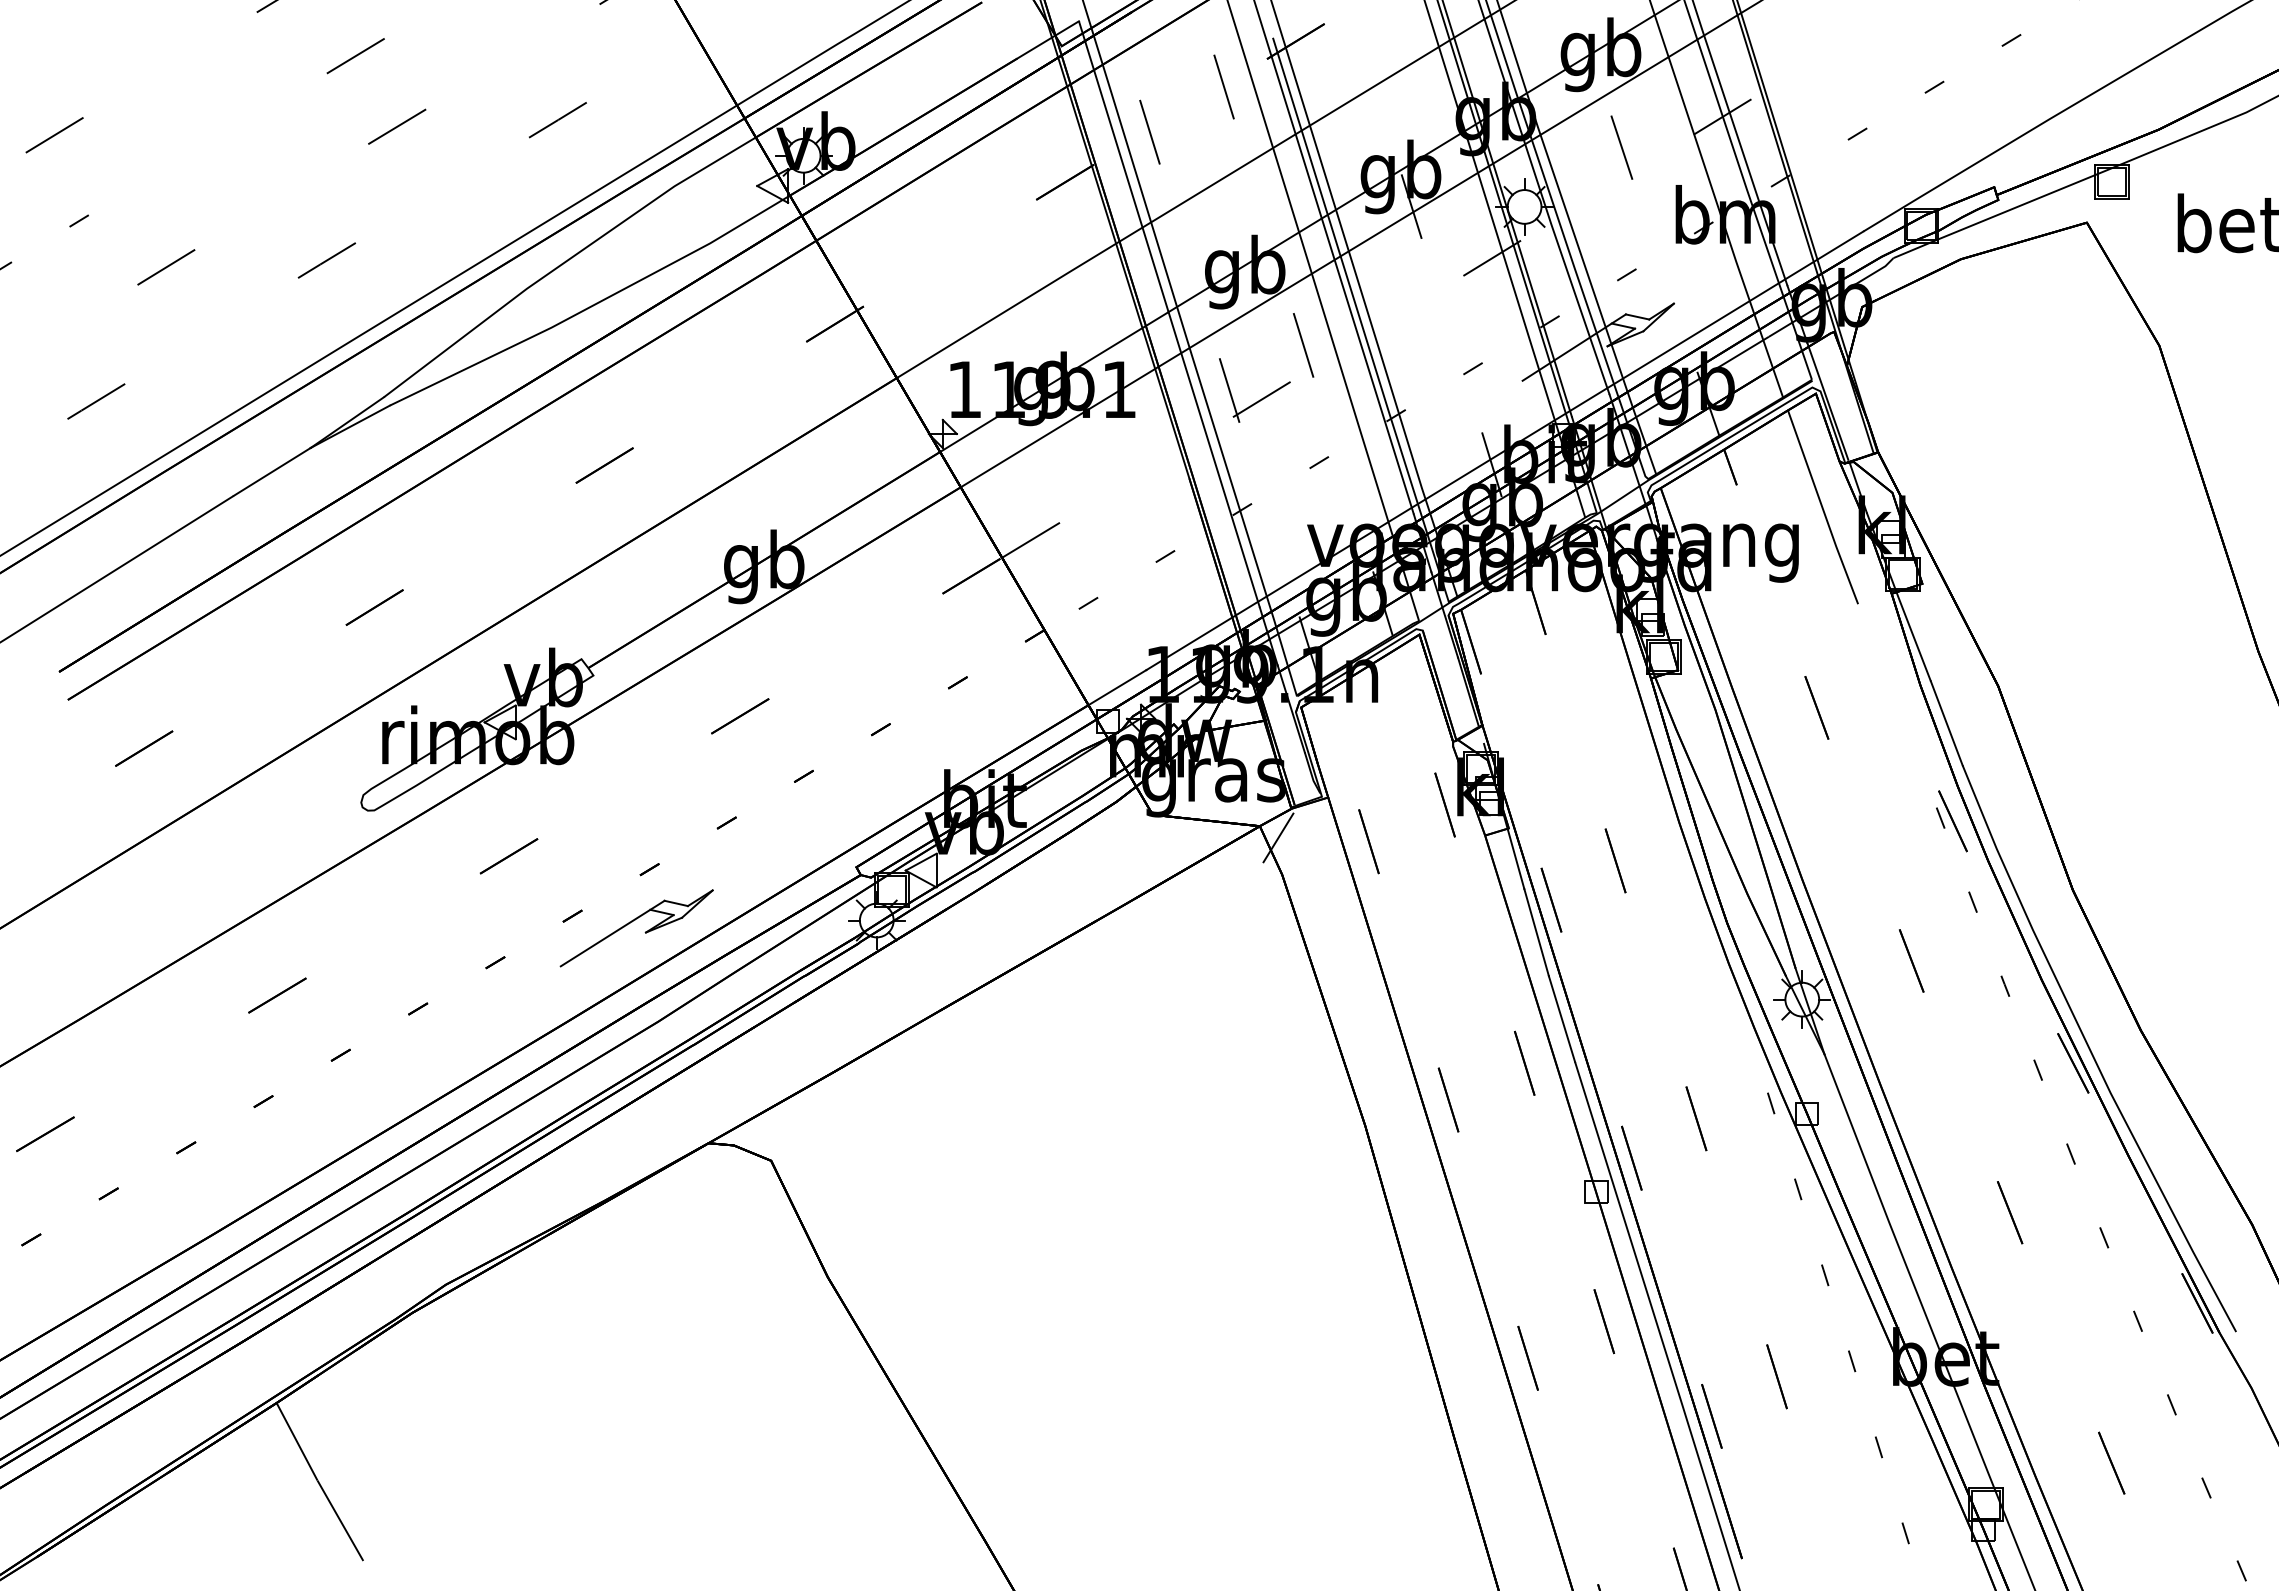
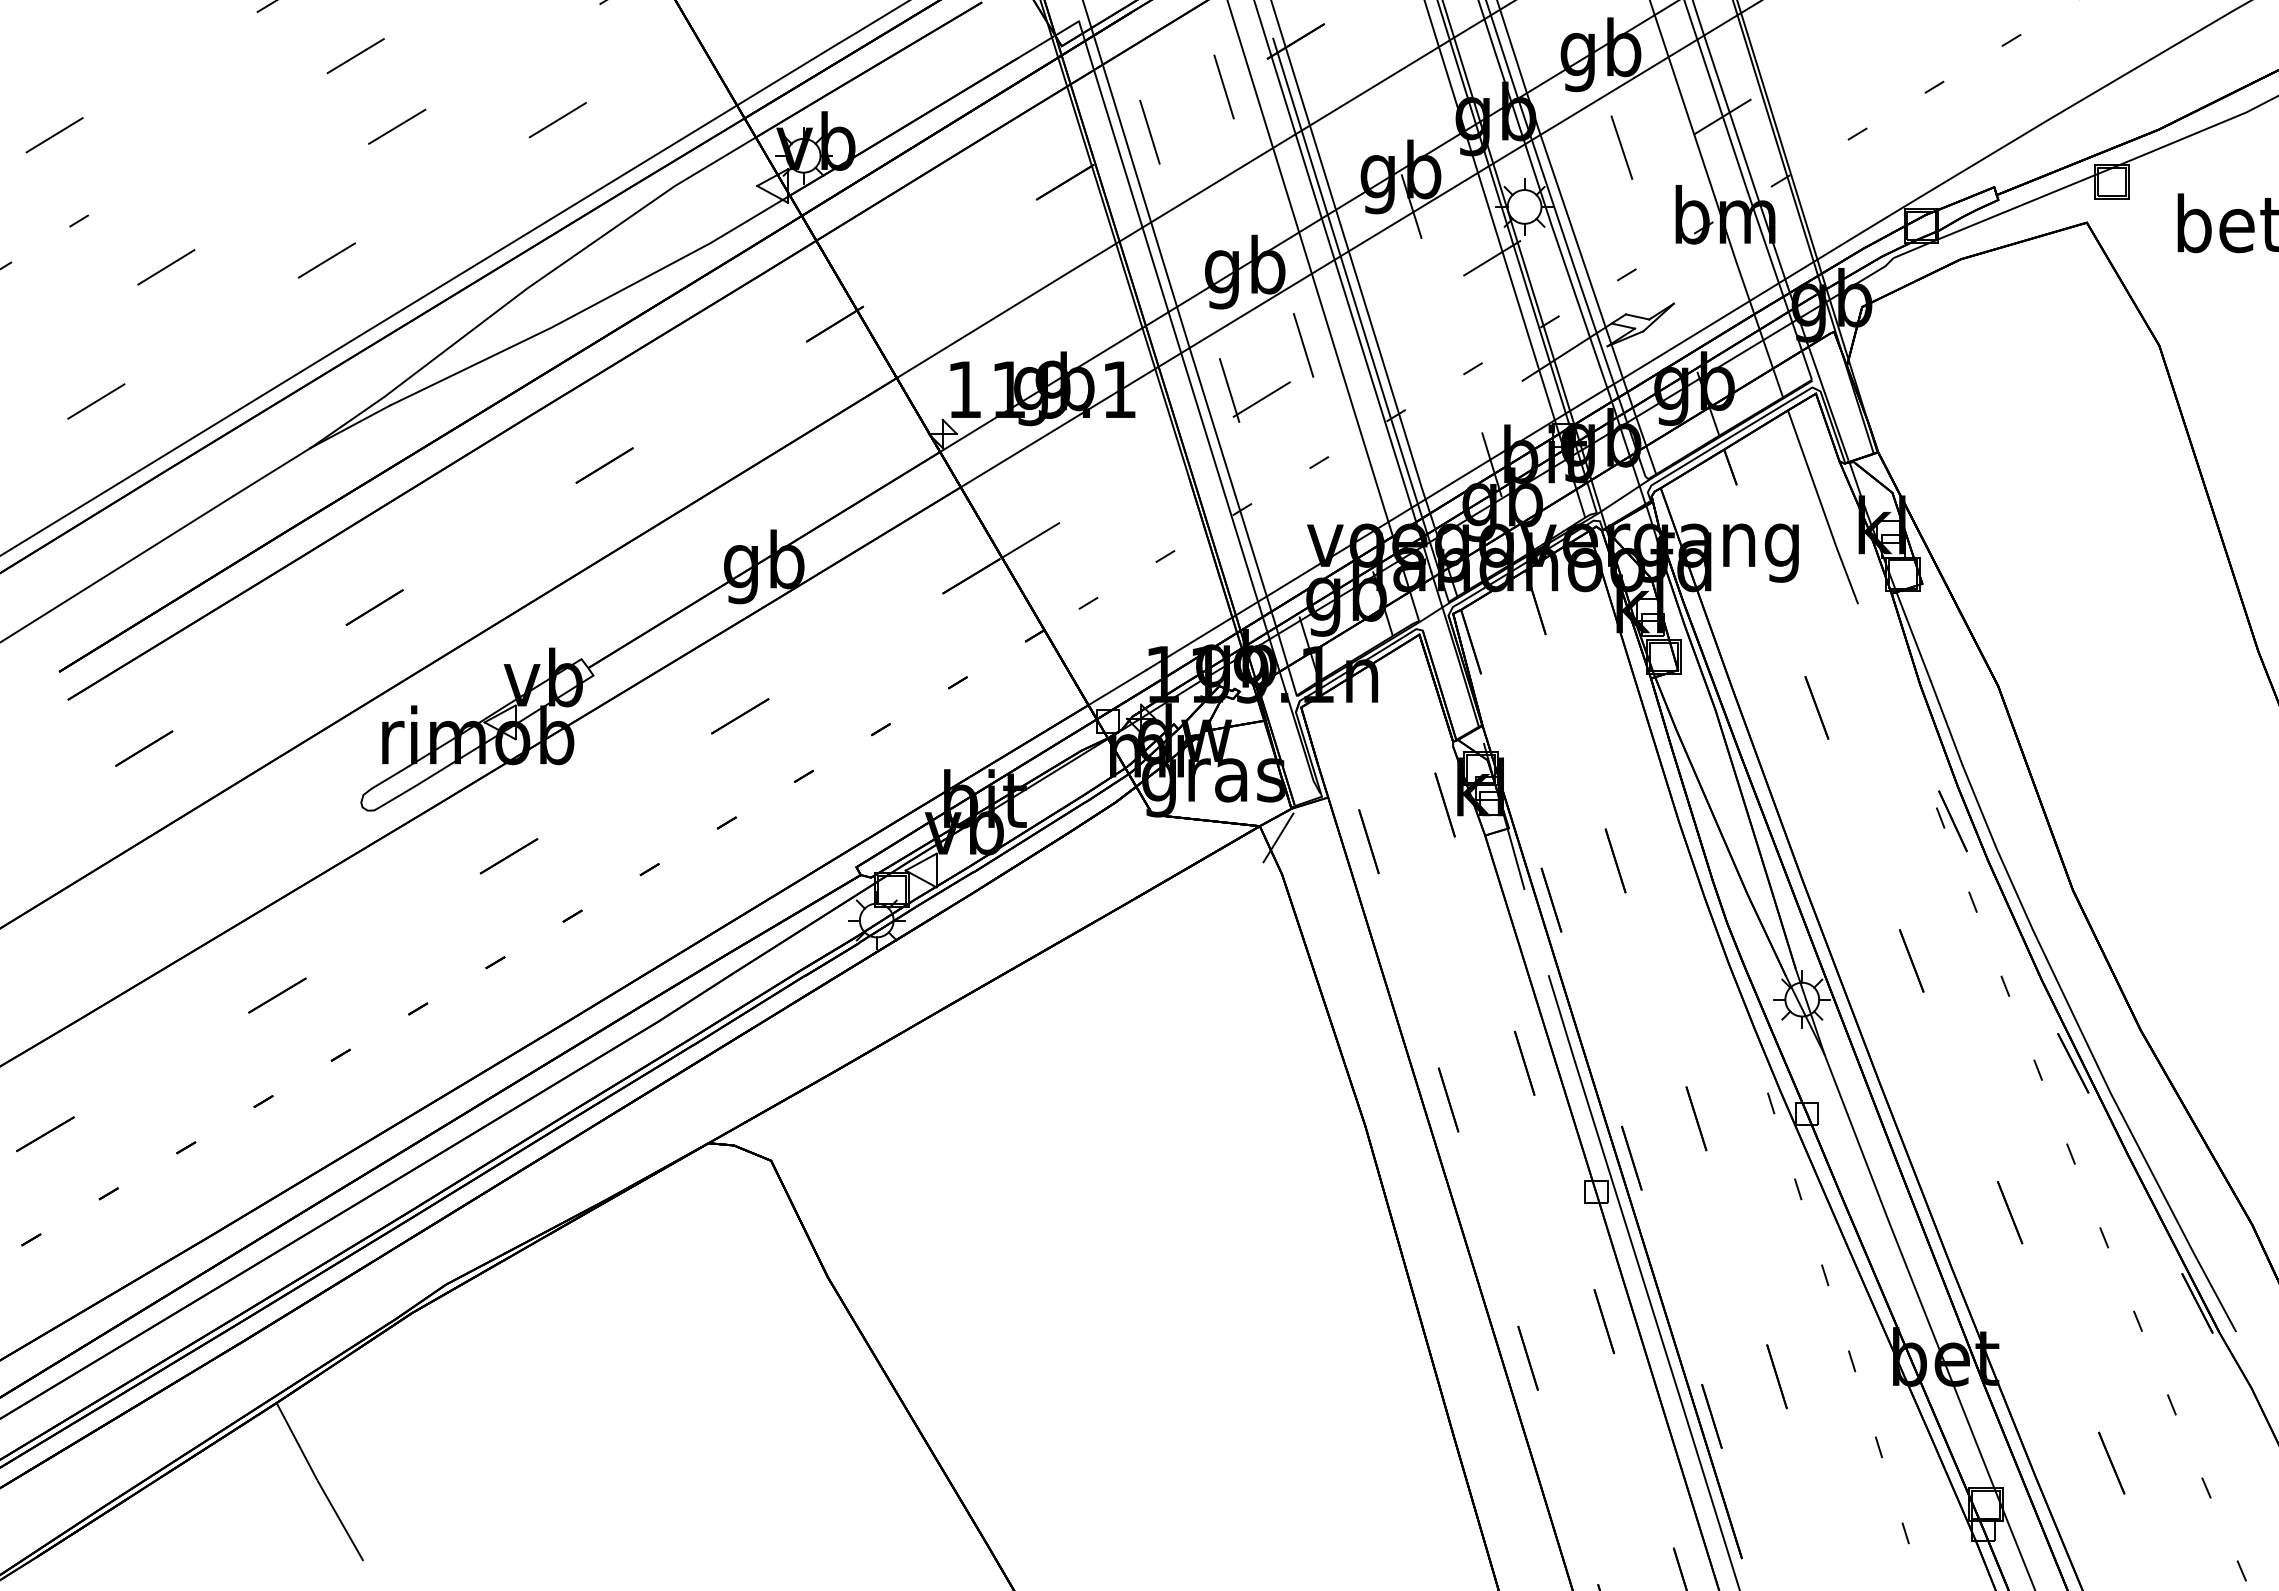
part: present -> none (632, 922)
line: present -> none (1536, 932)
